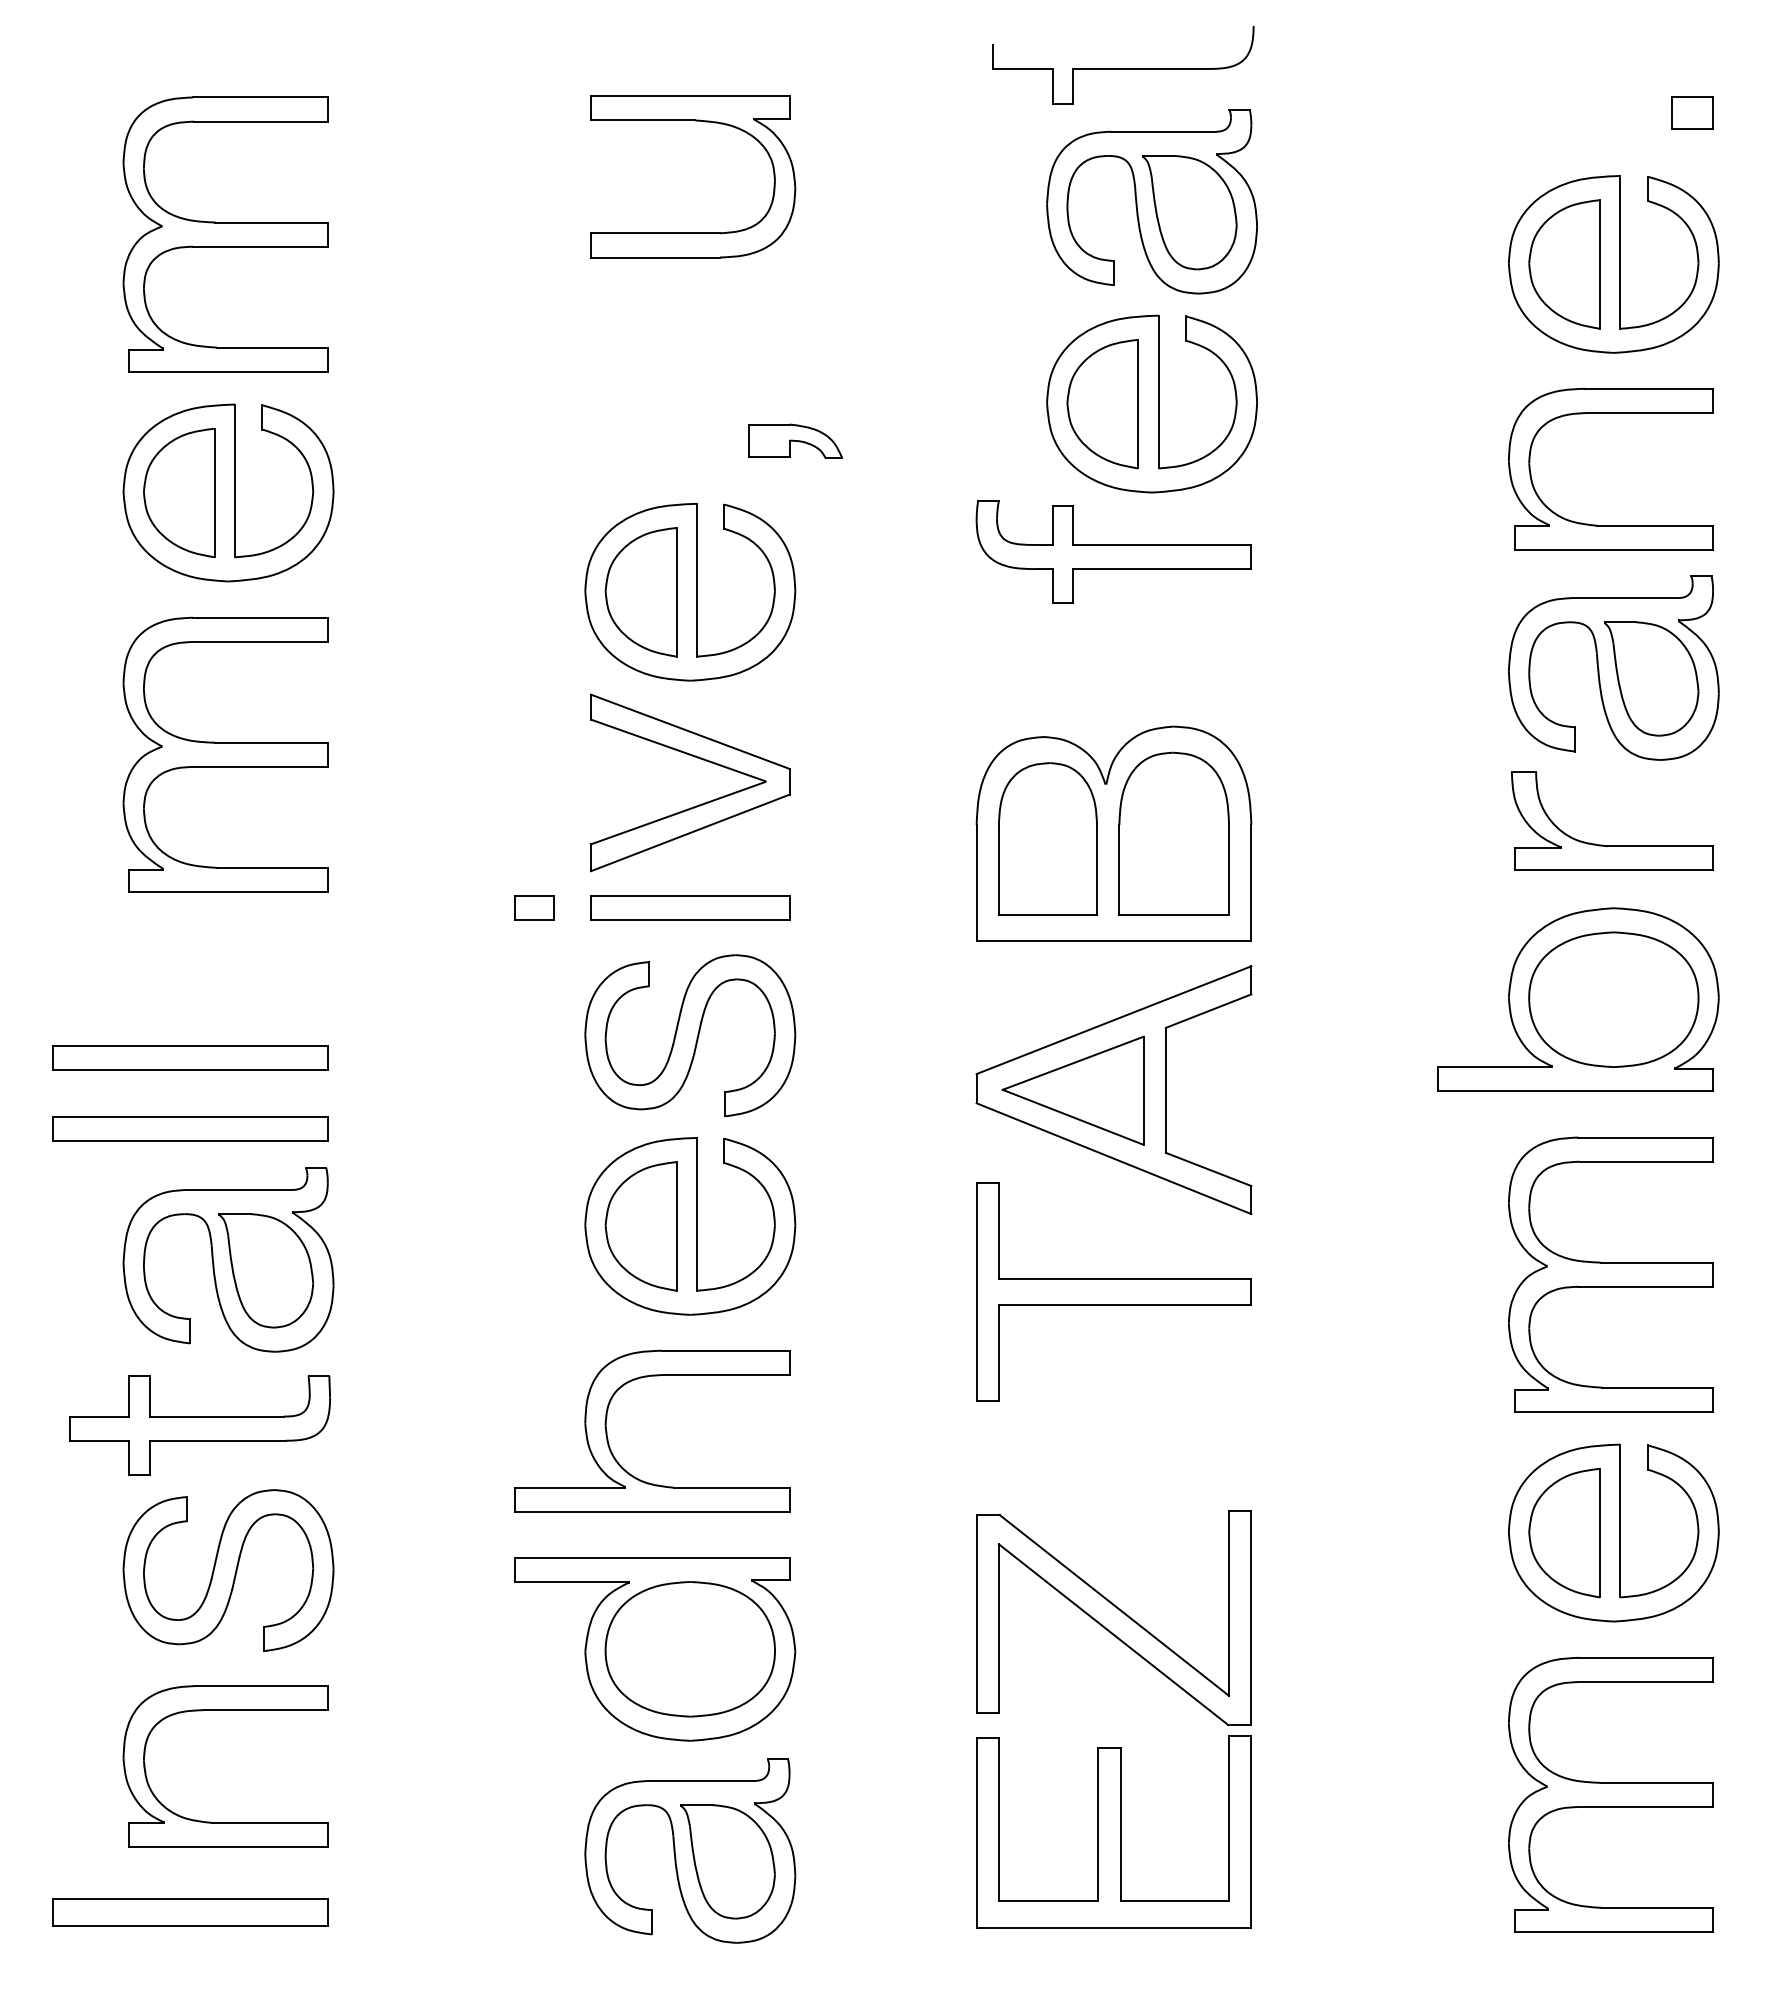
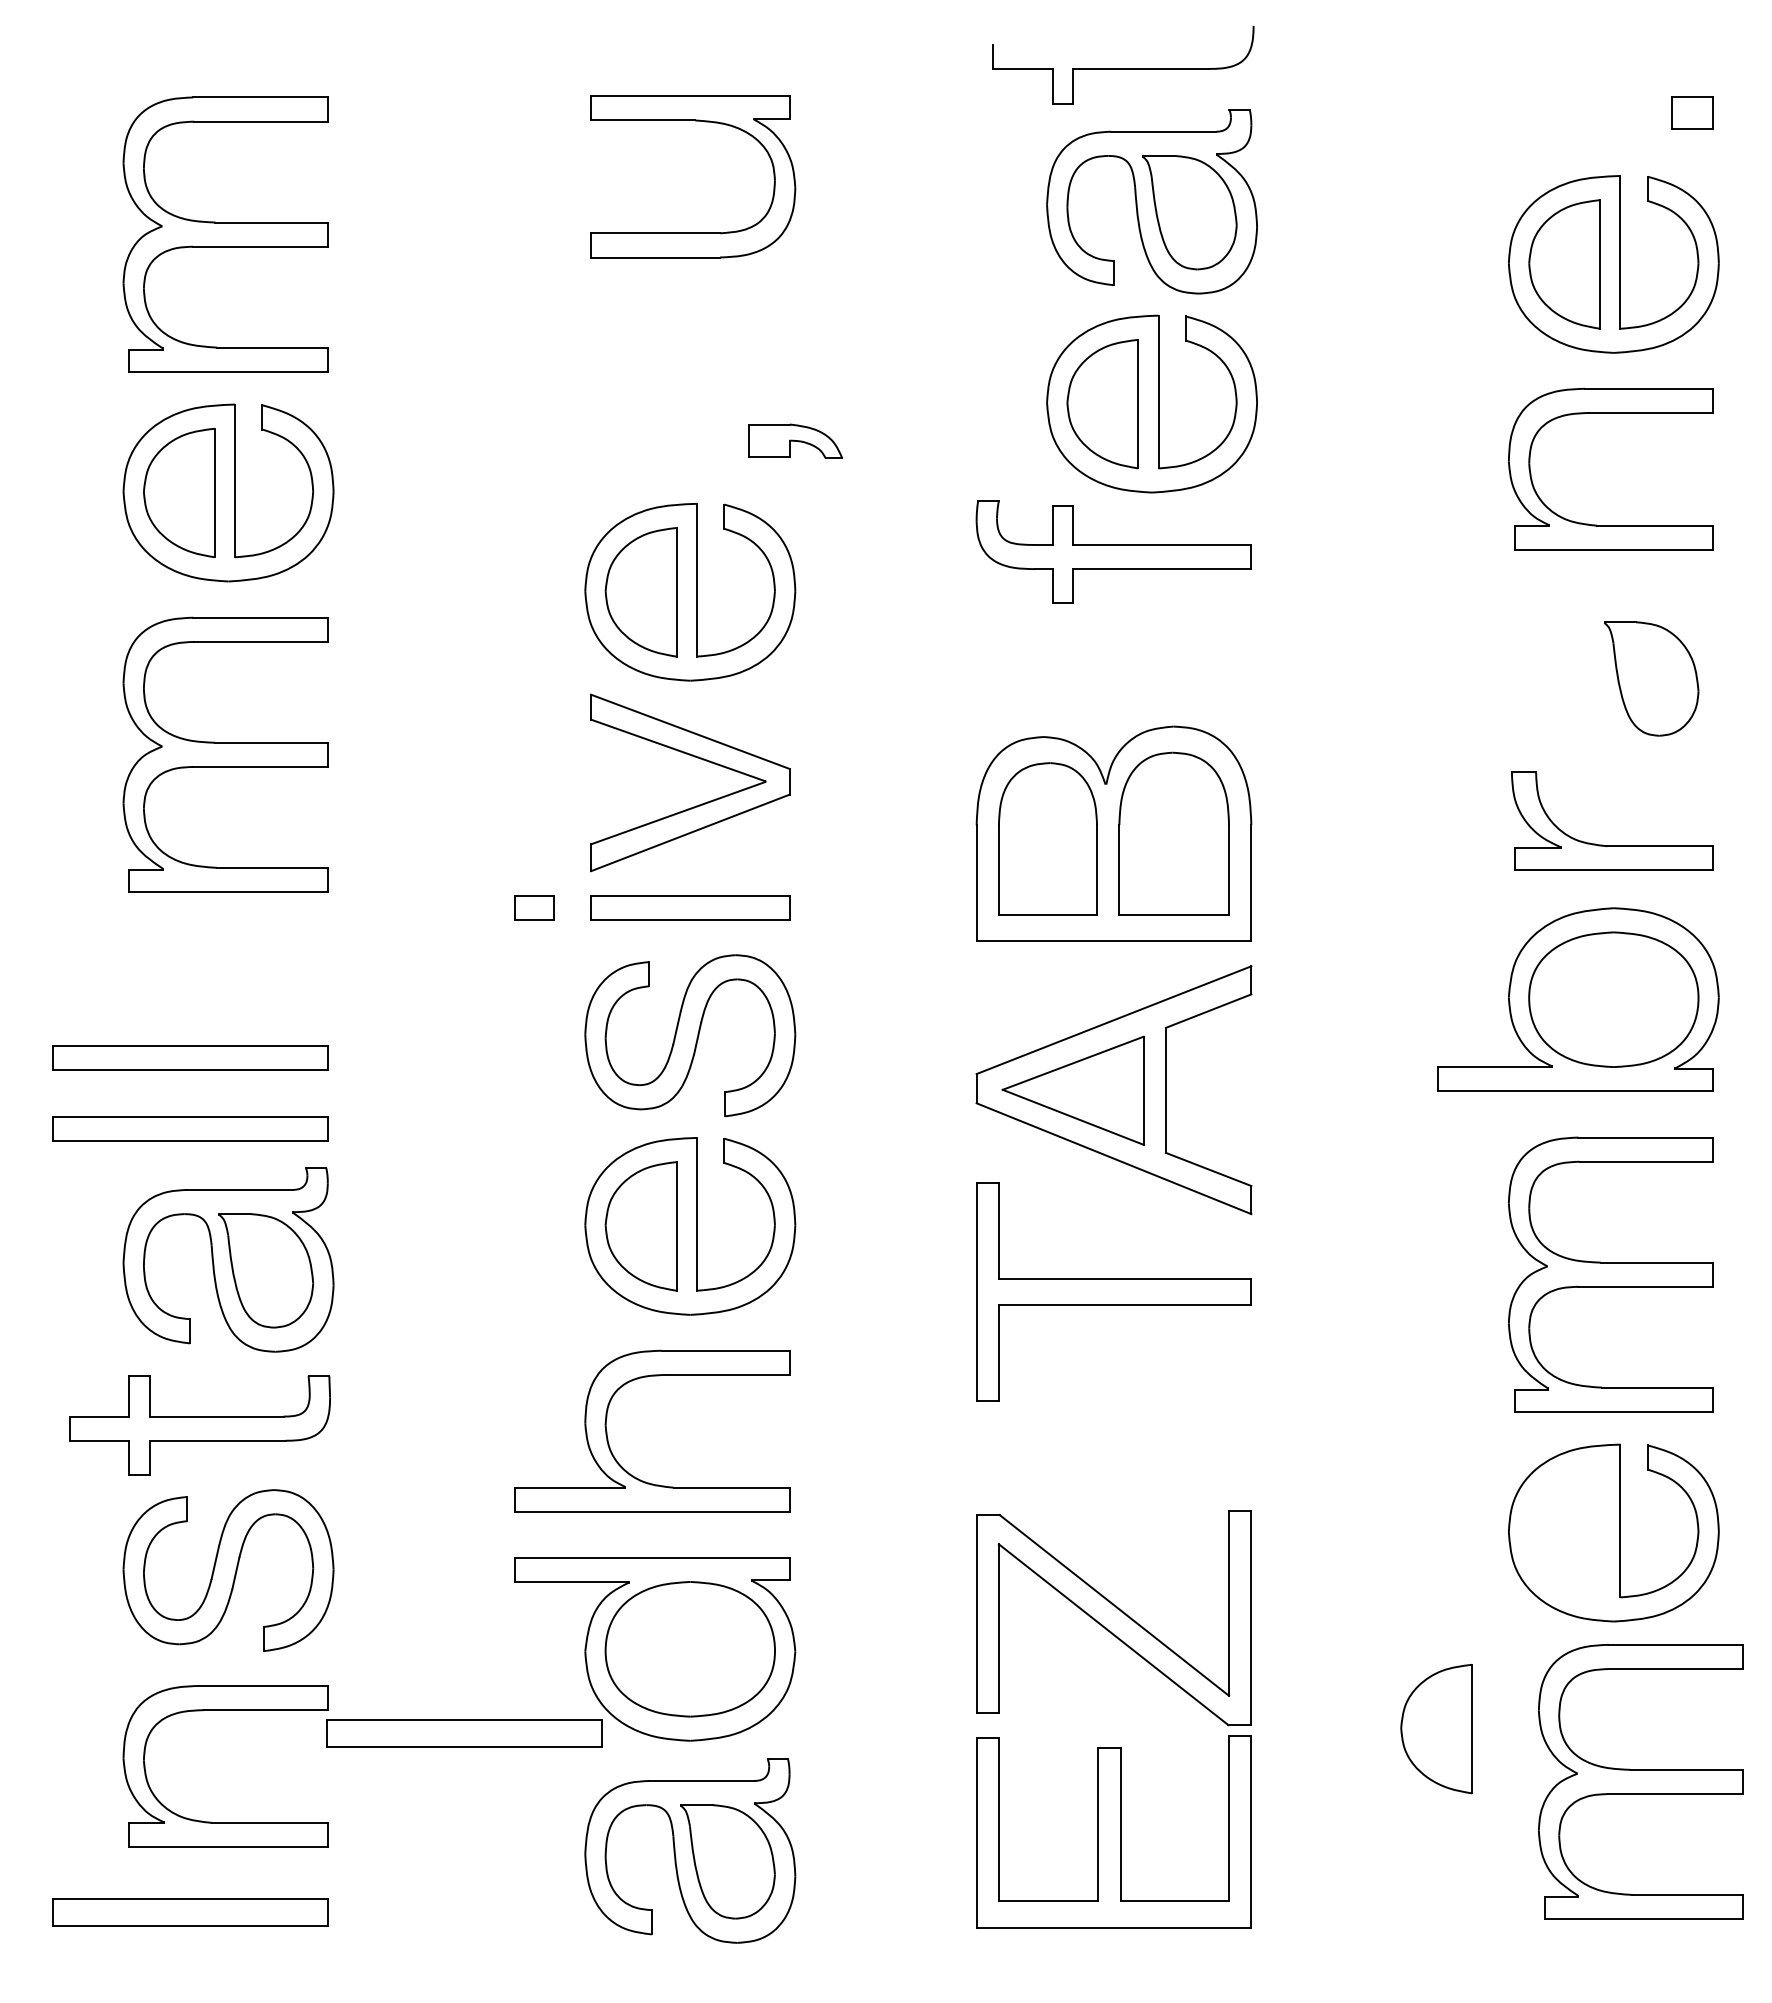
part: present -> none (1613, 667)
part position: (1564, 1533) -> (1436, 1729) (1436, 1729)
part: none -> present (464, 1733)
part position: (1610, 1794) -> (1640, 1781) (1640, 1781)
